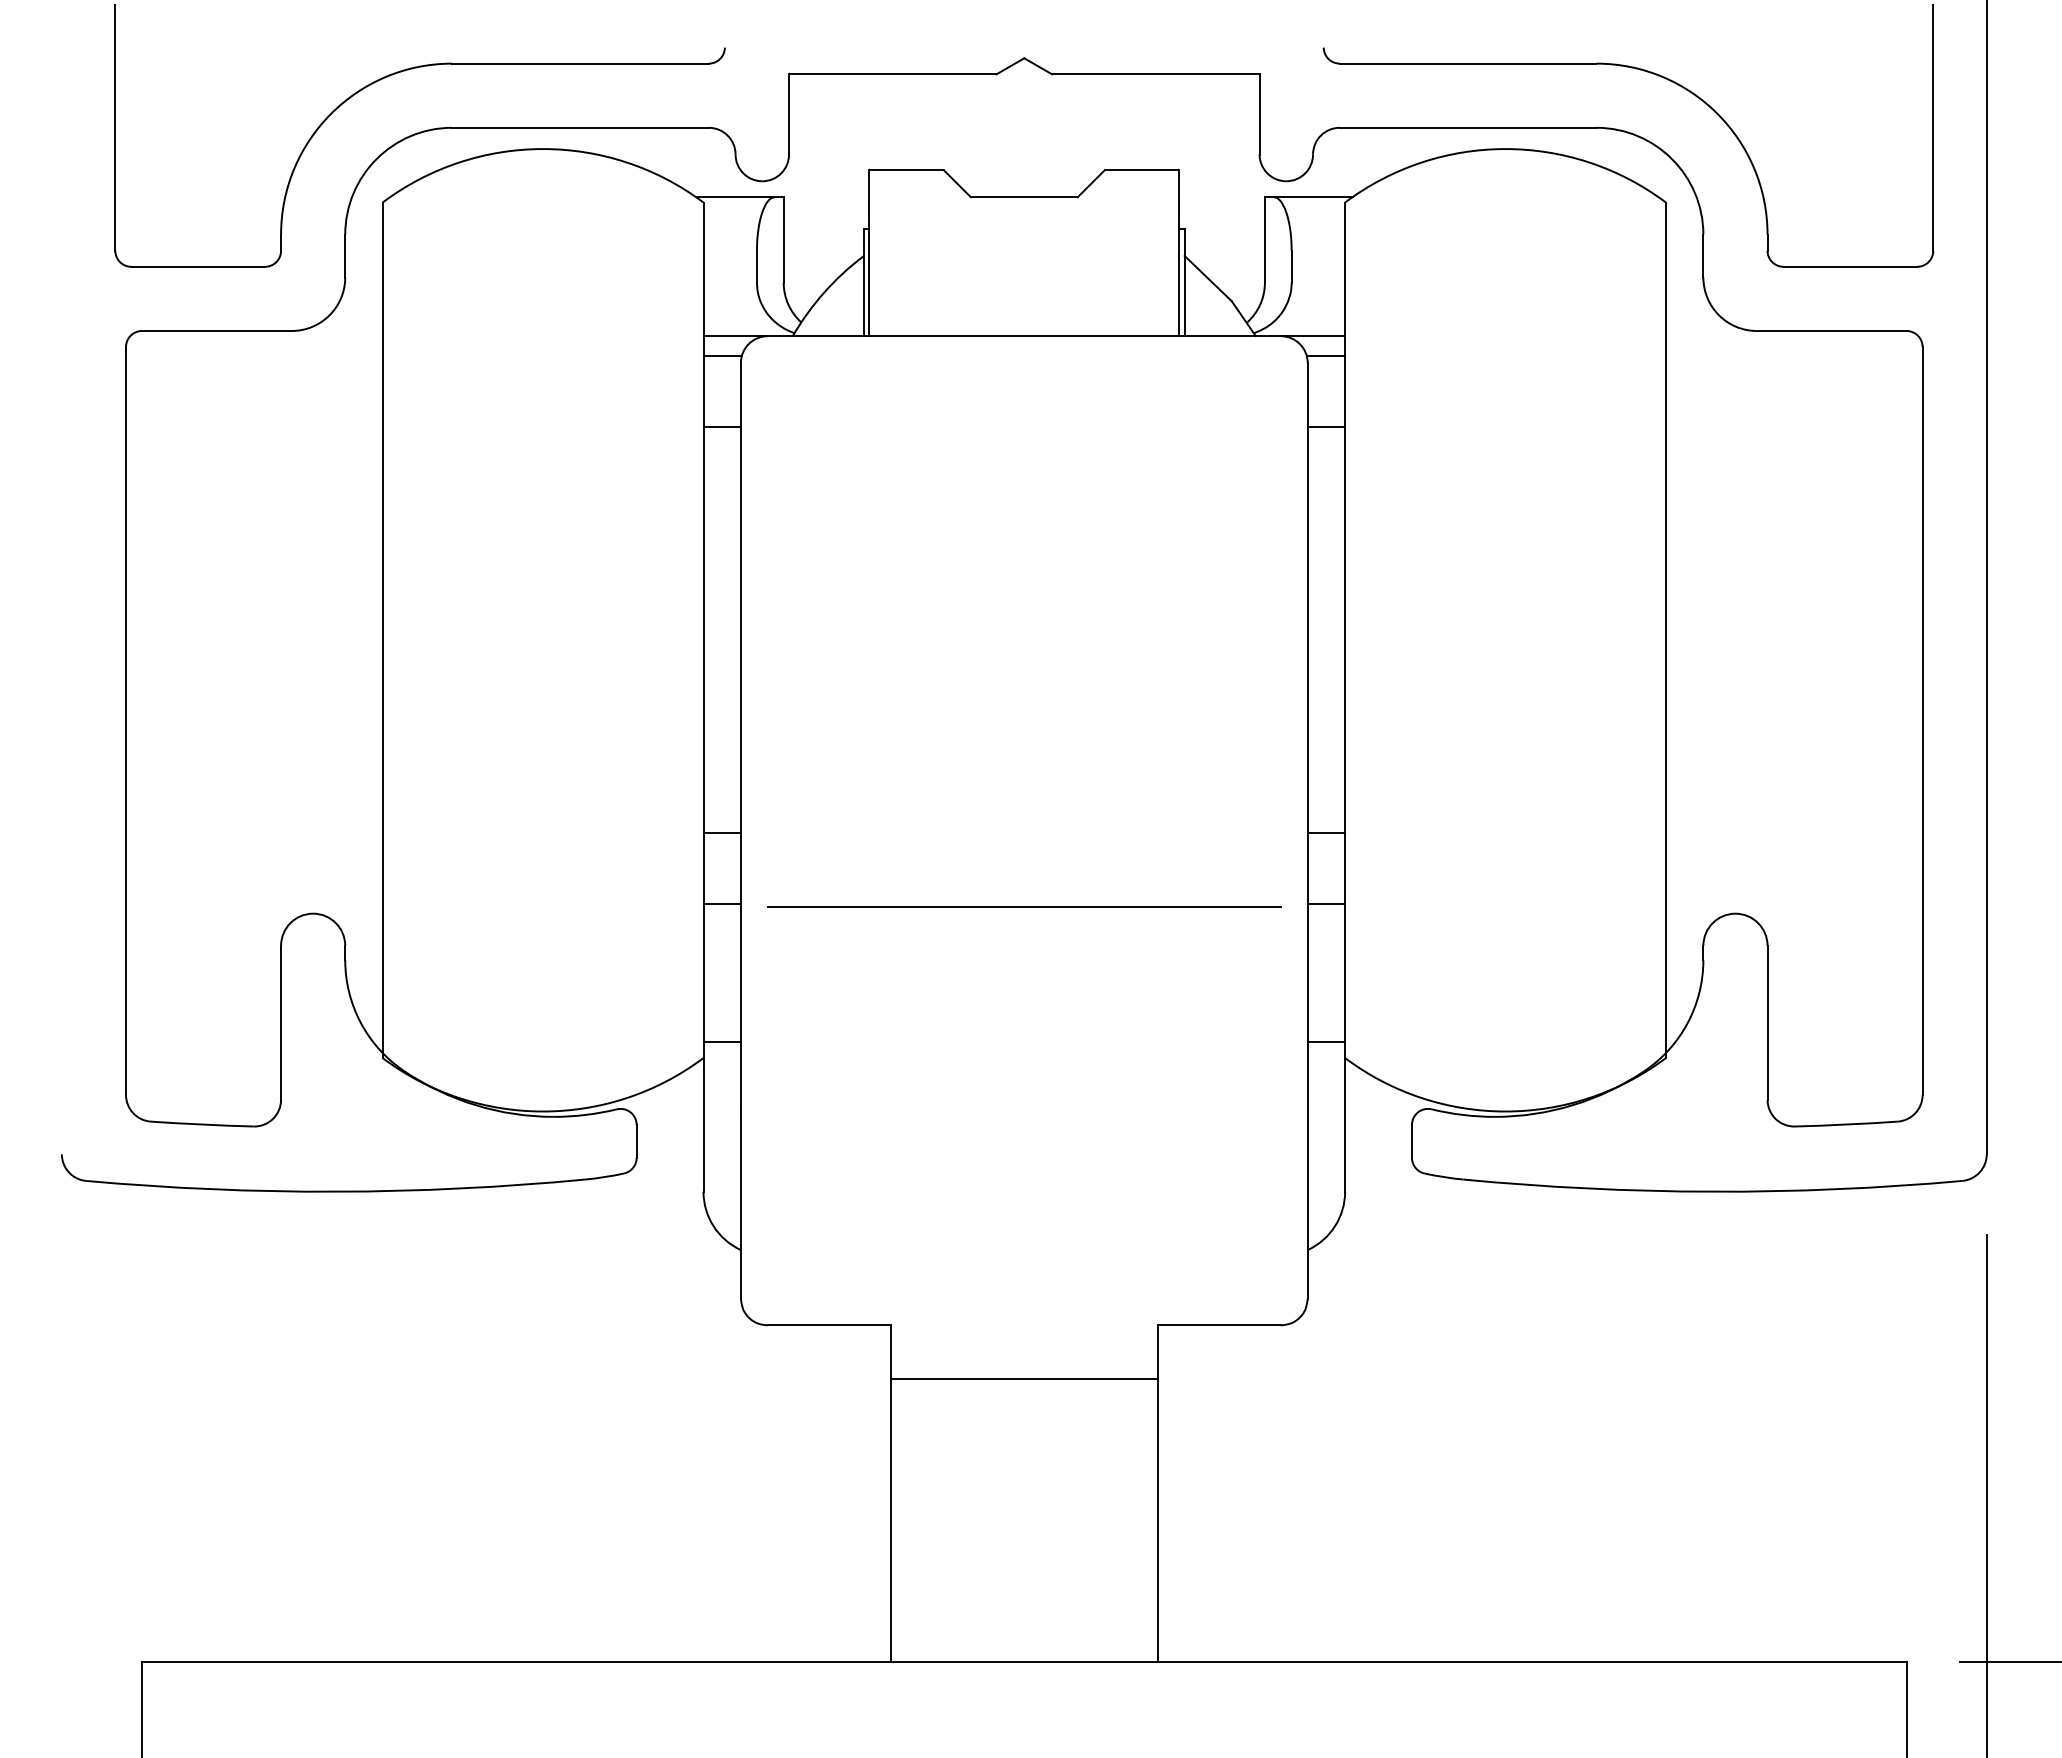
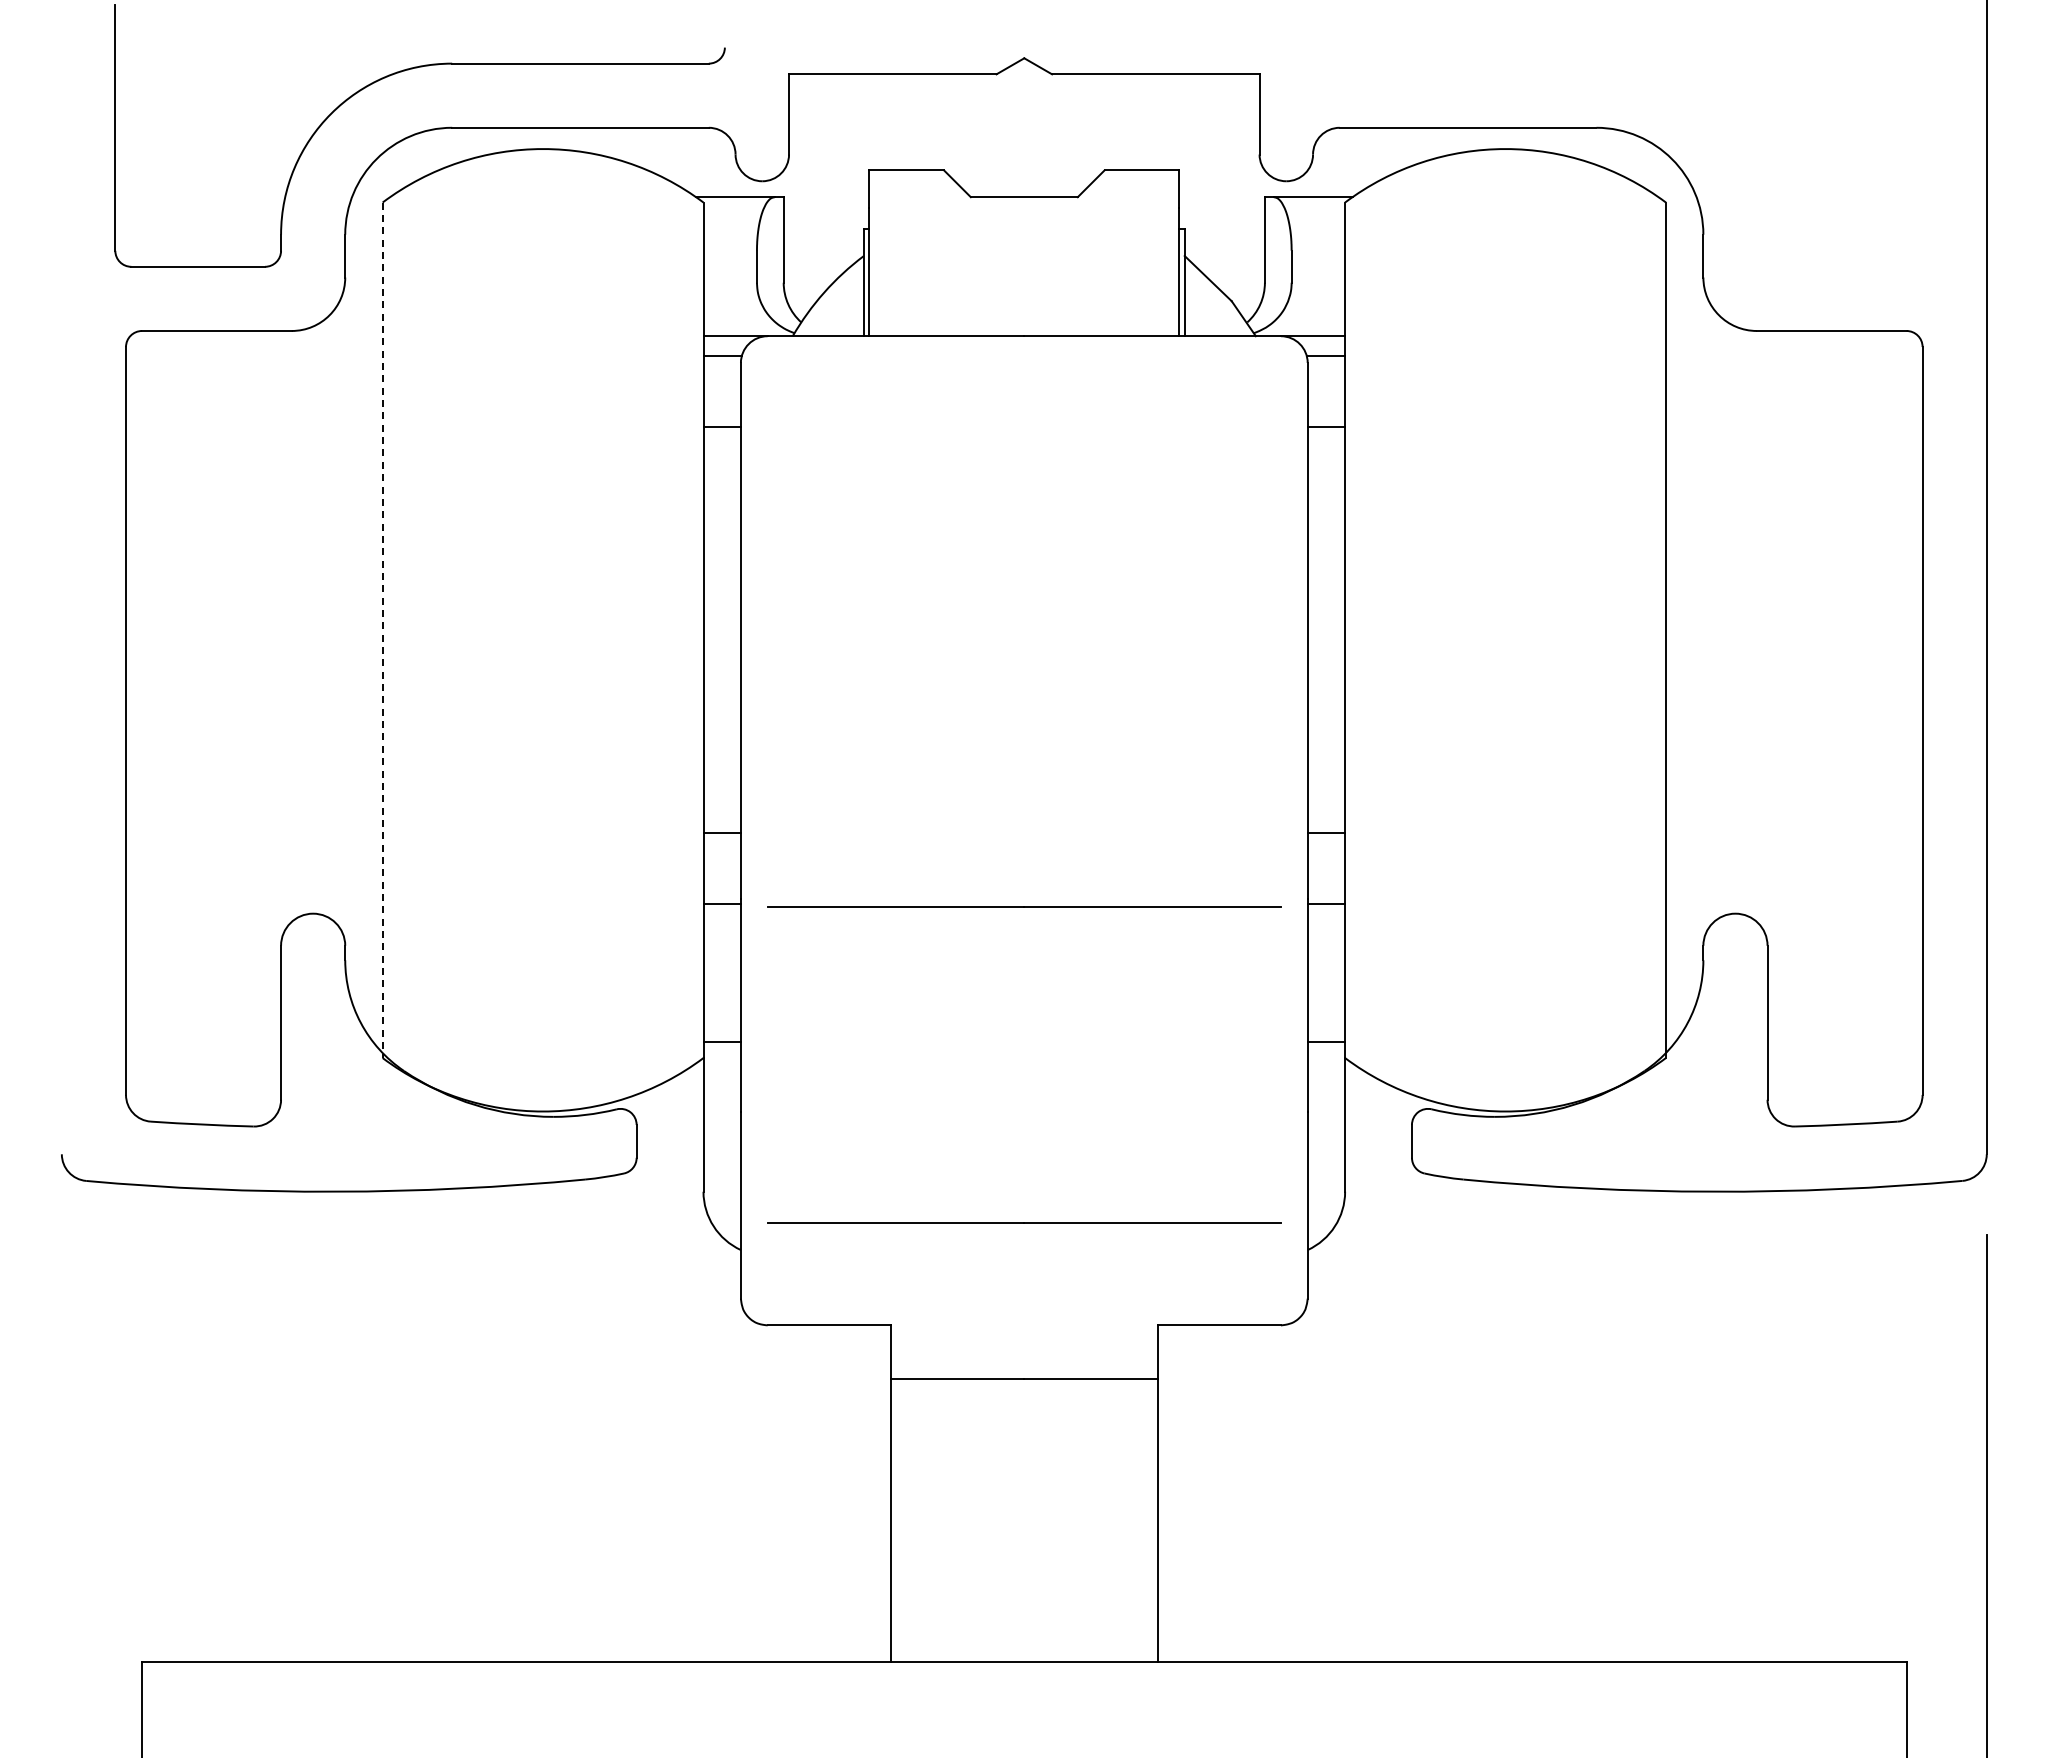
part: present -> none (1643, 71)
line: solid -> dashed (382, 630)
line: none -> present (1024, 1222)
line: present -> none (2009, 1662)
